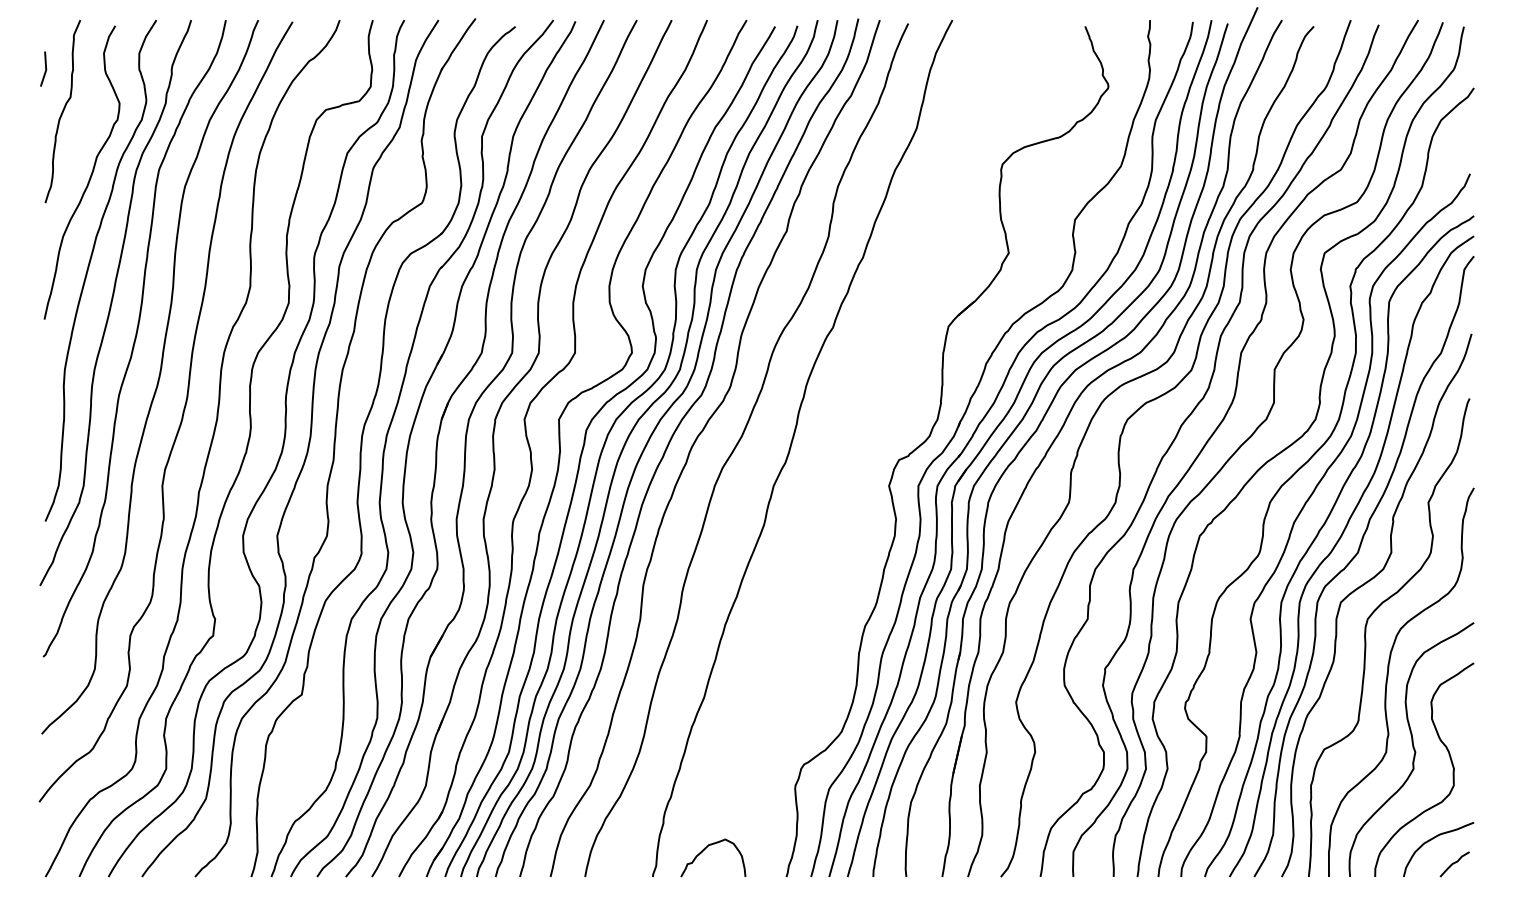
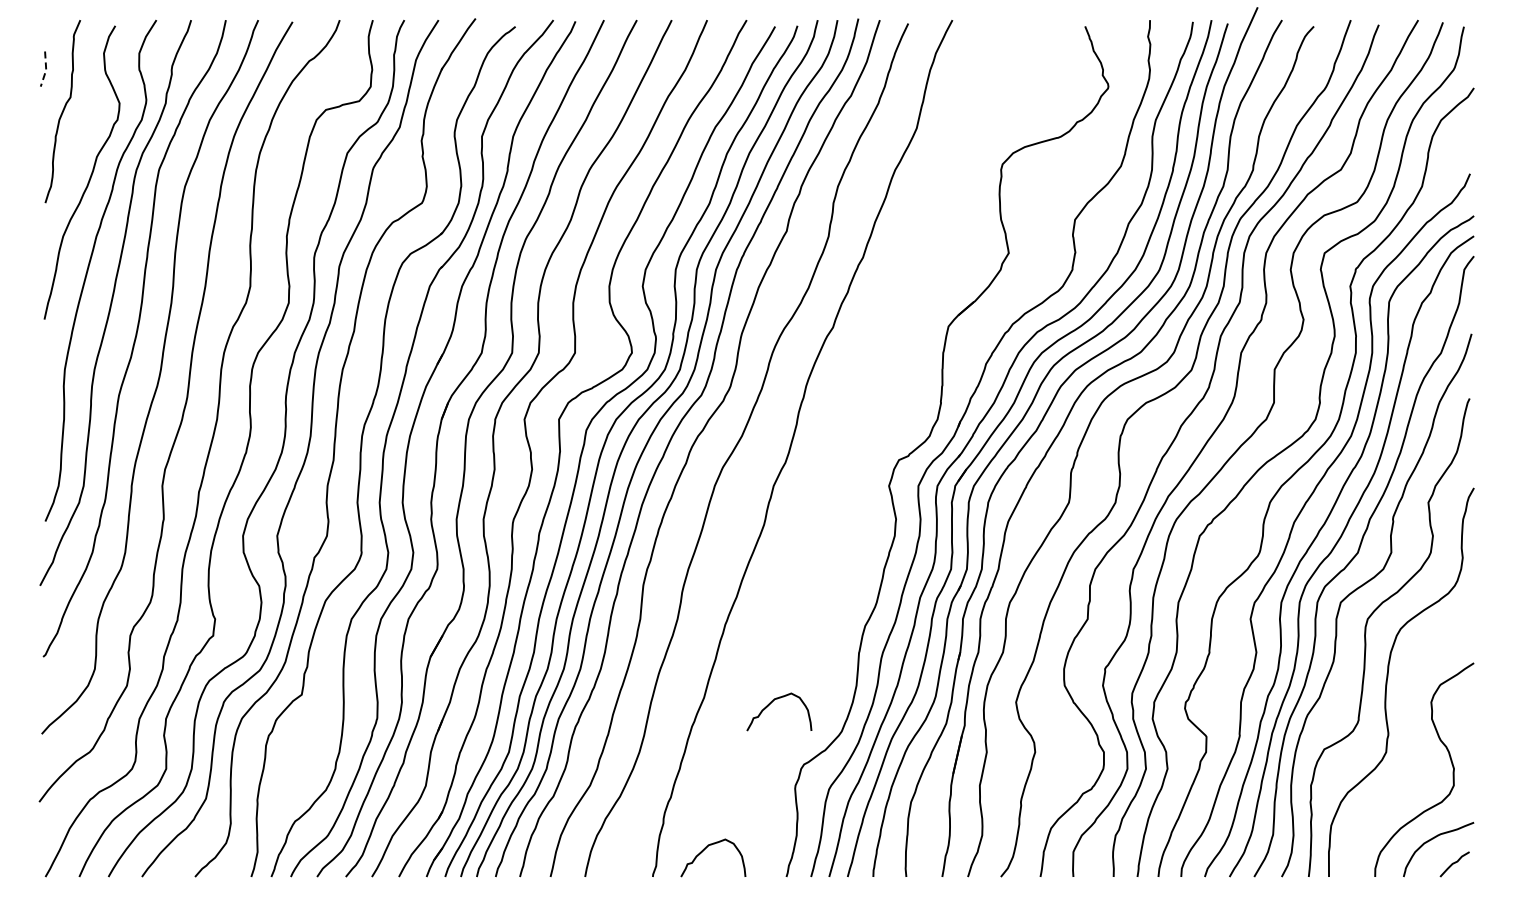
line: solid -> dashed (46, 70)
curve: none -> present (771, 703)
curve: present -> none (1413, 749)
